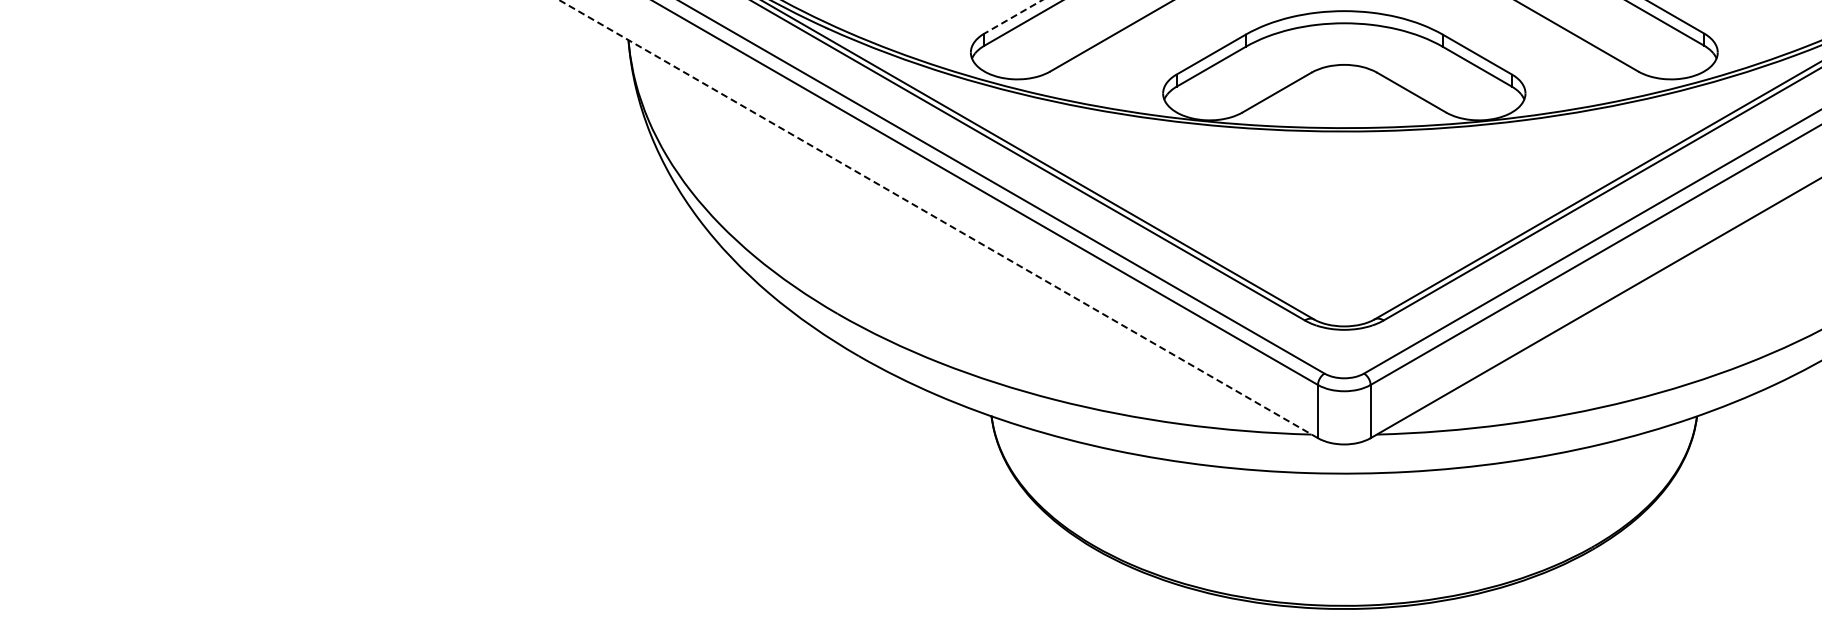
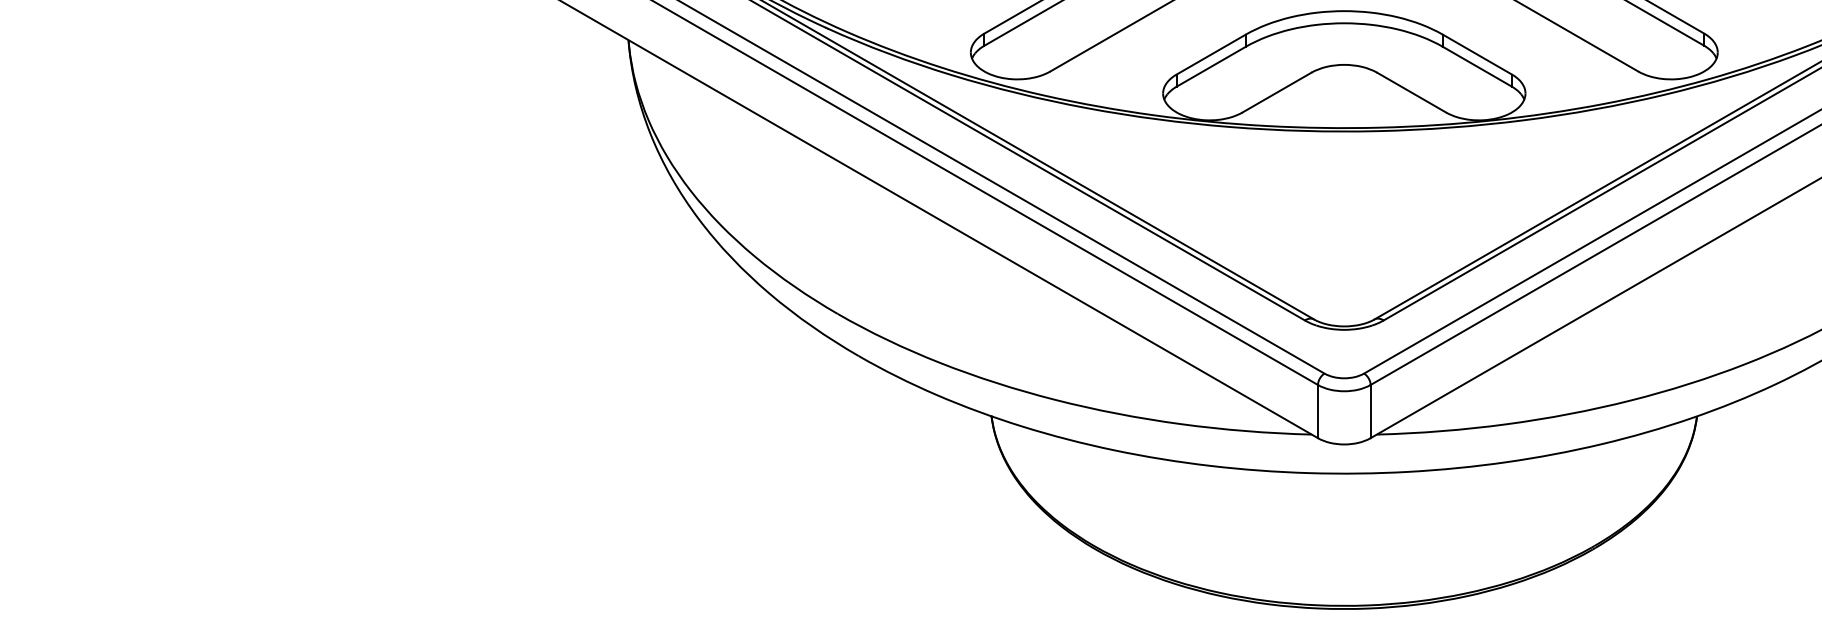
line: dashed -> solid (1013, 17)
line: dashed -> solid (938, 219)
